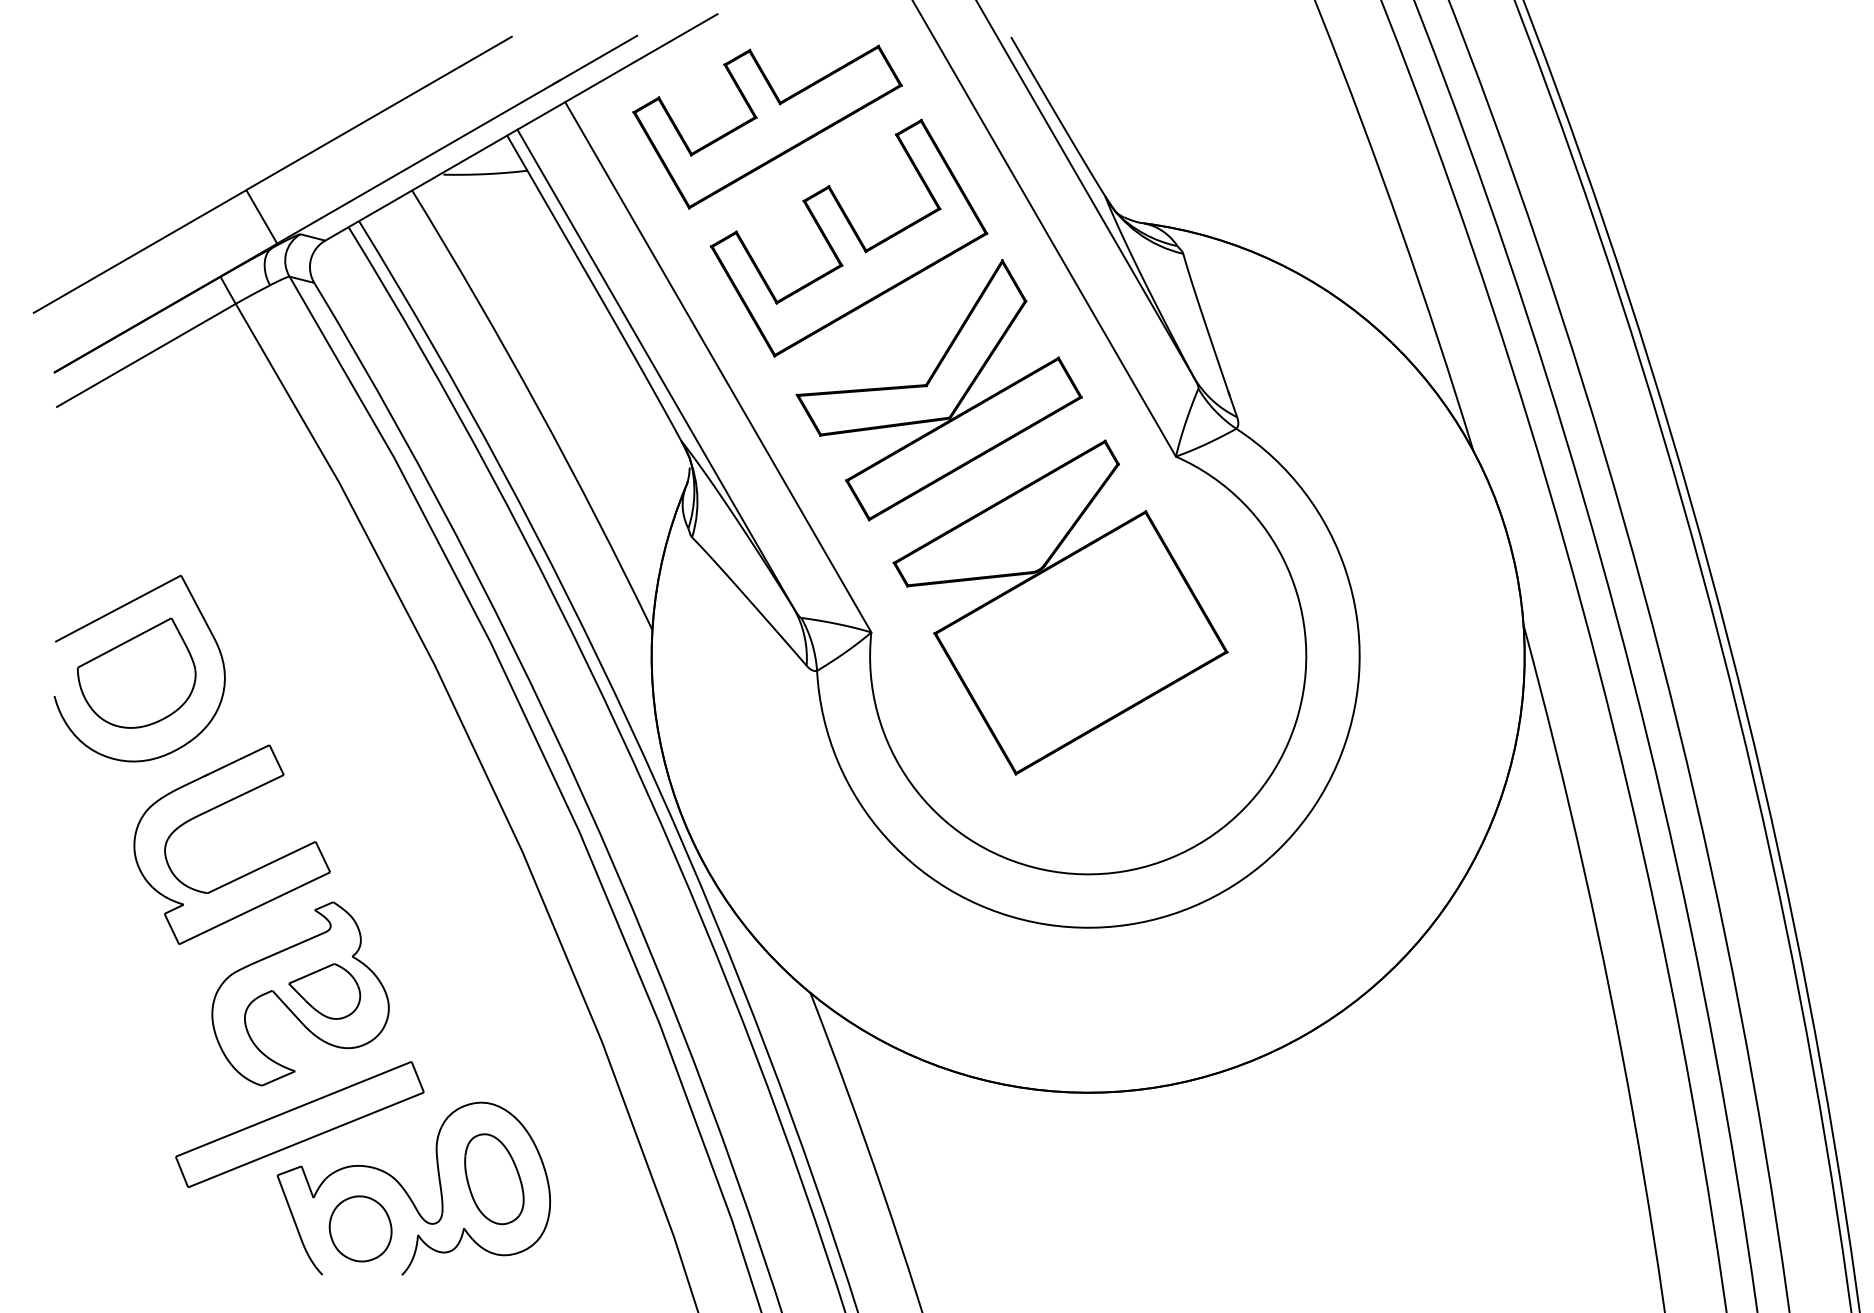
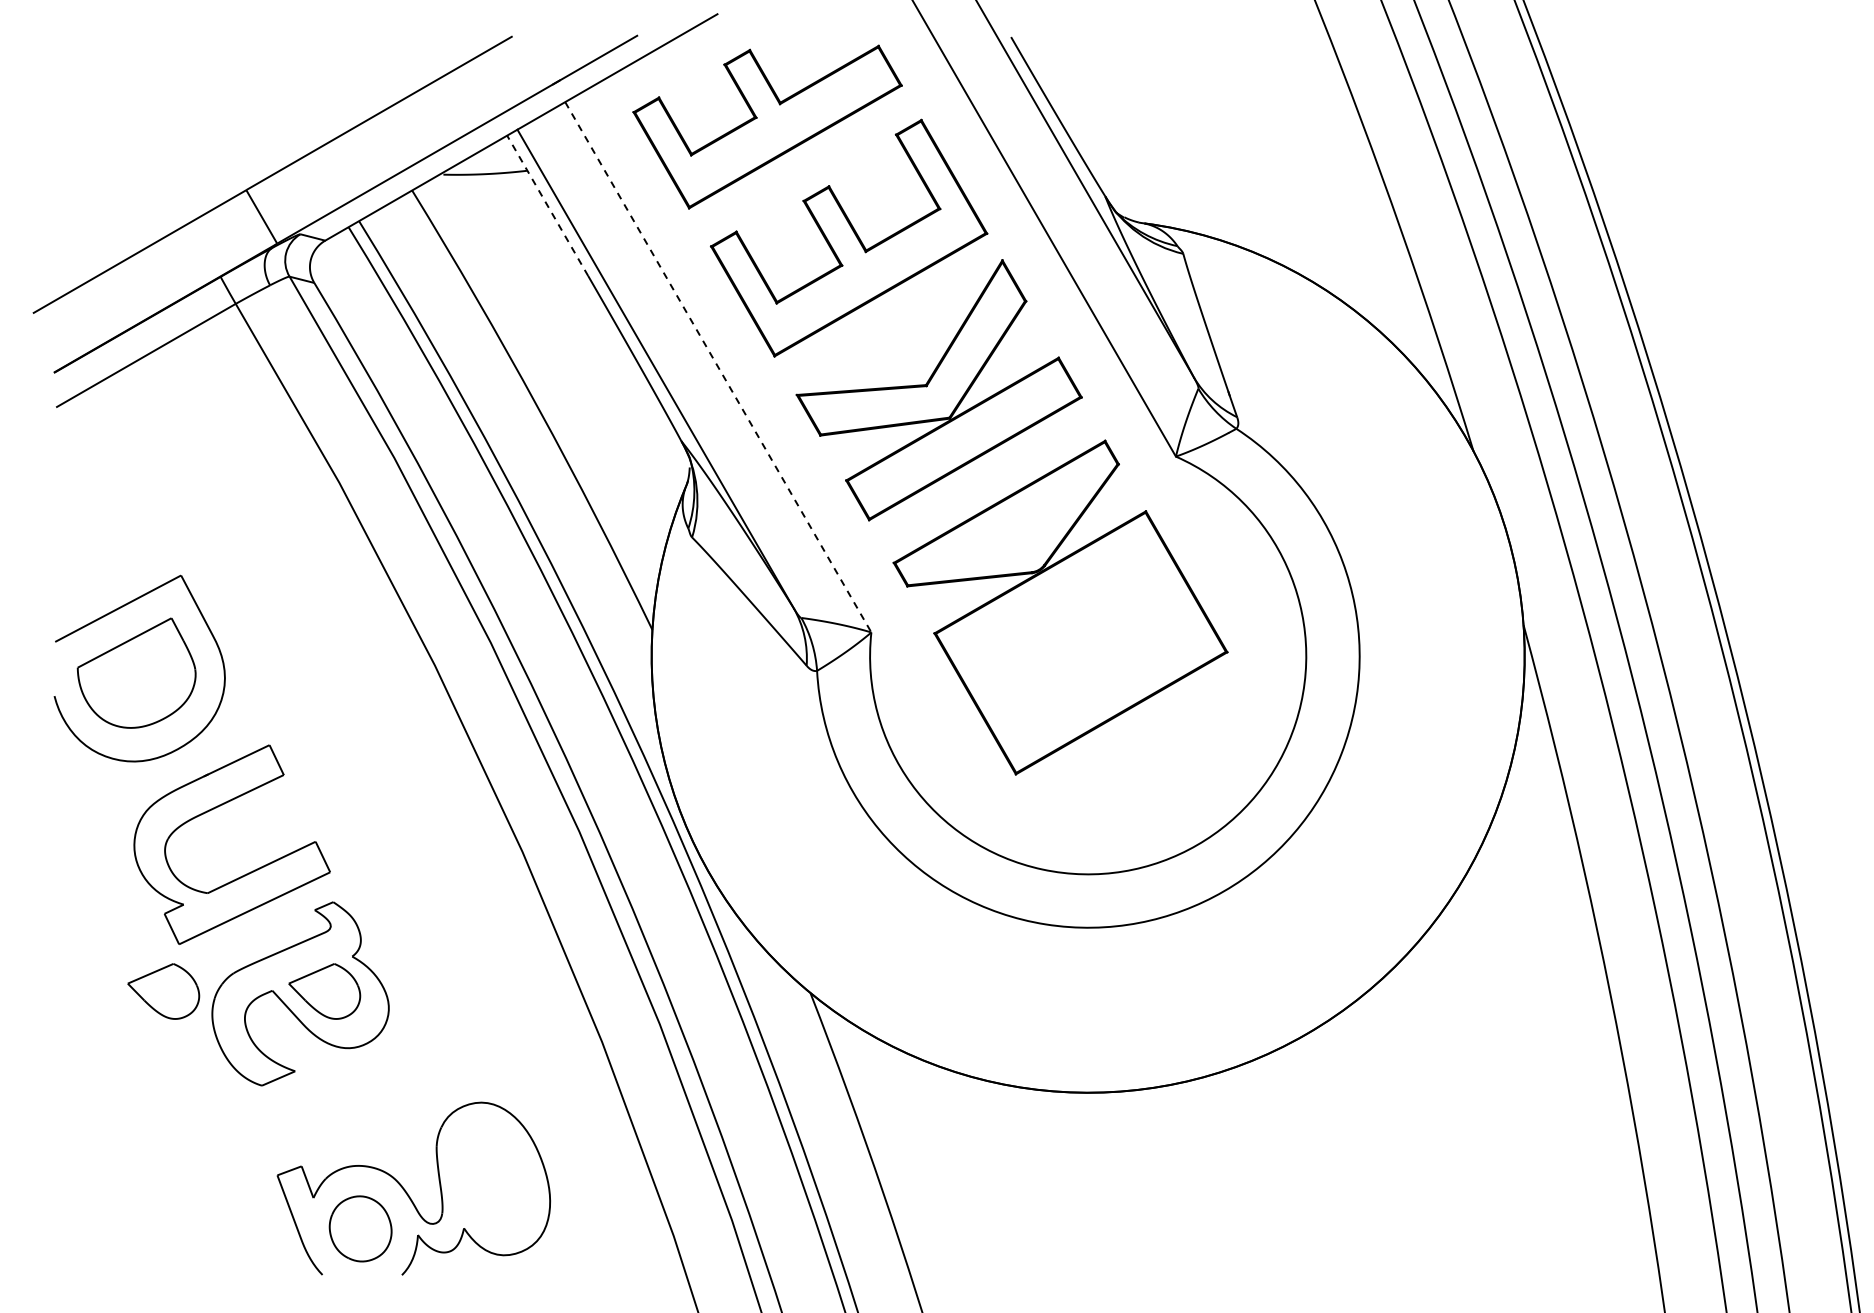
line: solid -> dashed (547, 205)
line: solid -> dashed (718, 367)
part: none -> present (163, 991)
part: present -> none (299, 1124)
part: present -> none (494, 1179)
